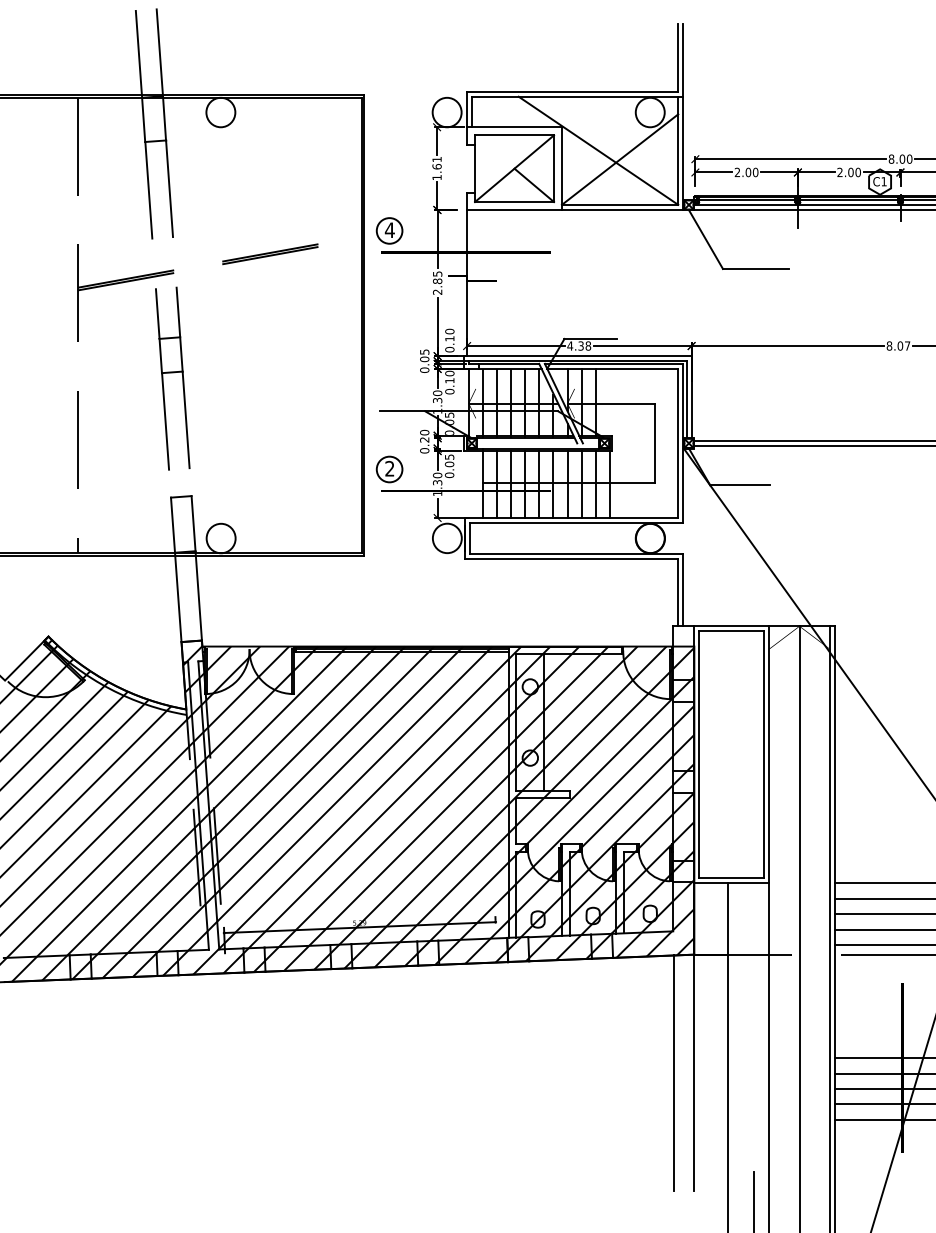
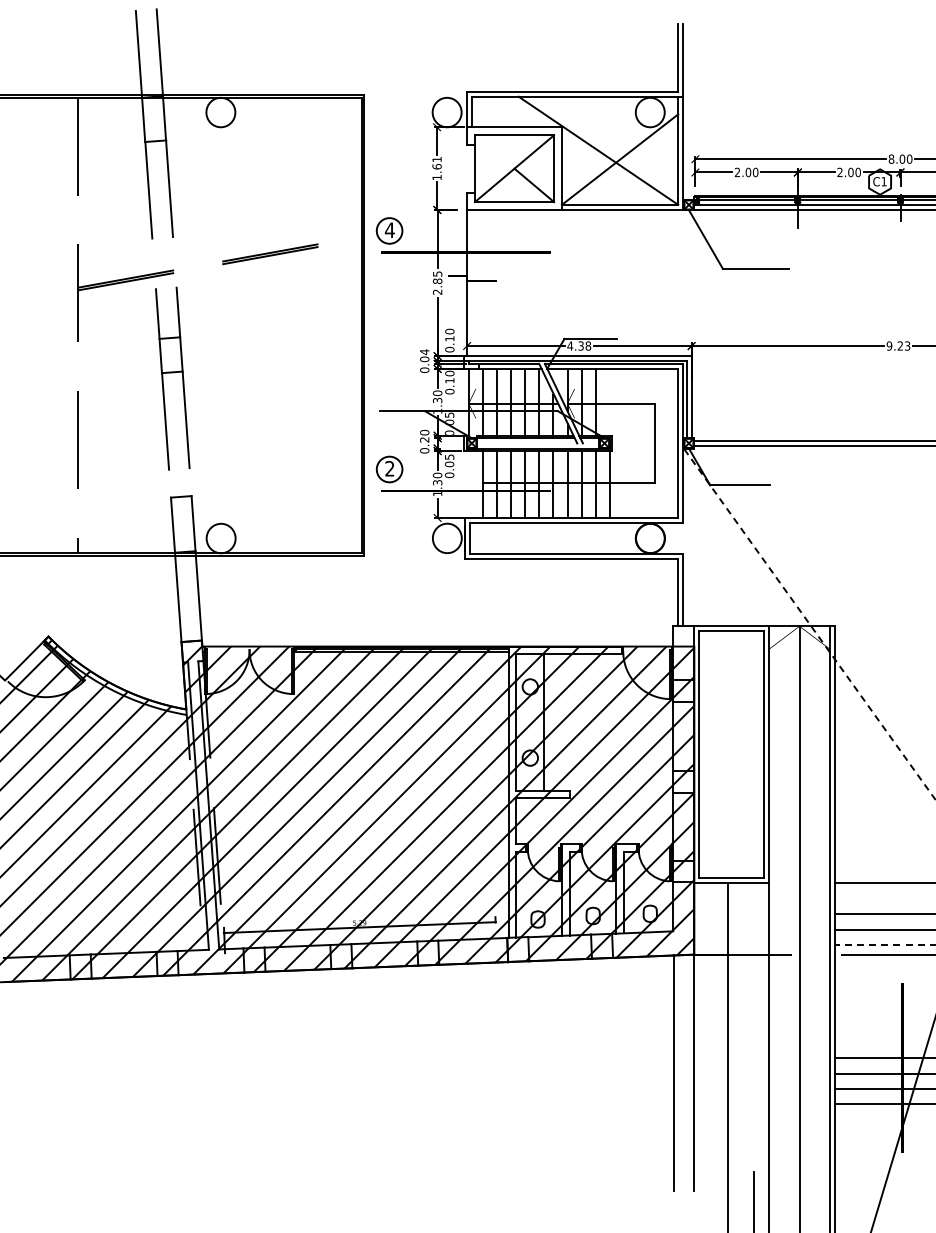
text: 8.07 -> 9.23 (898, 345)
text: 0.05 -> 0.04 (424, 352)
line: solid -> dashed (809, 624)
line: present -> none (883, 898)
line: solid -> dashed (884, 944)
line: present -> none (883, 1119)
